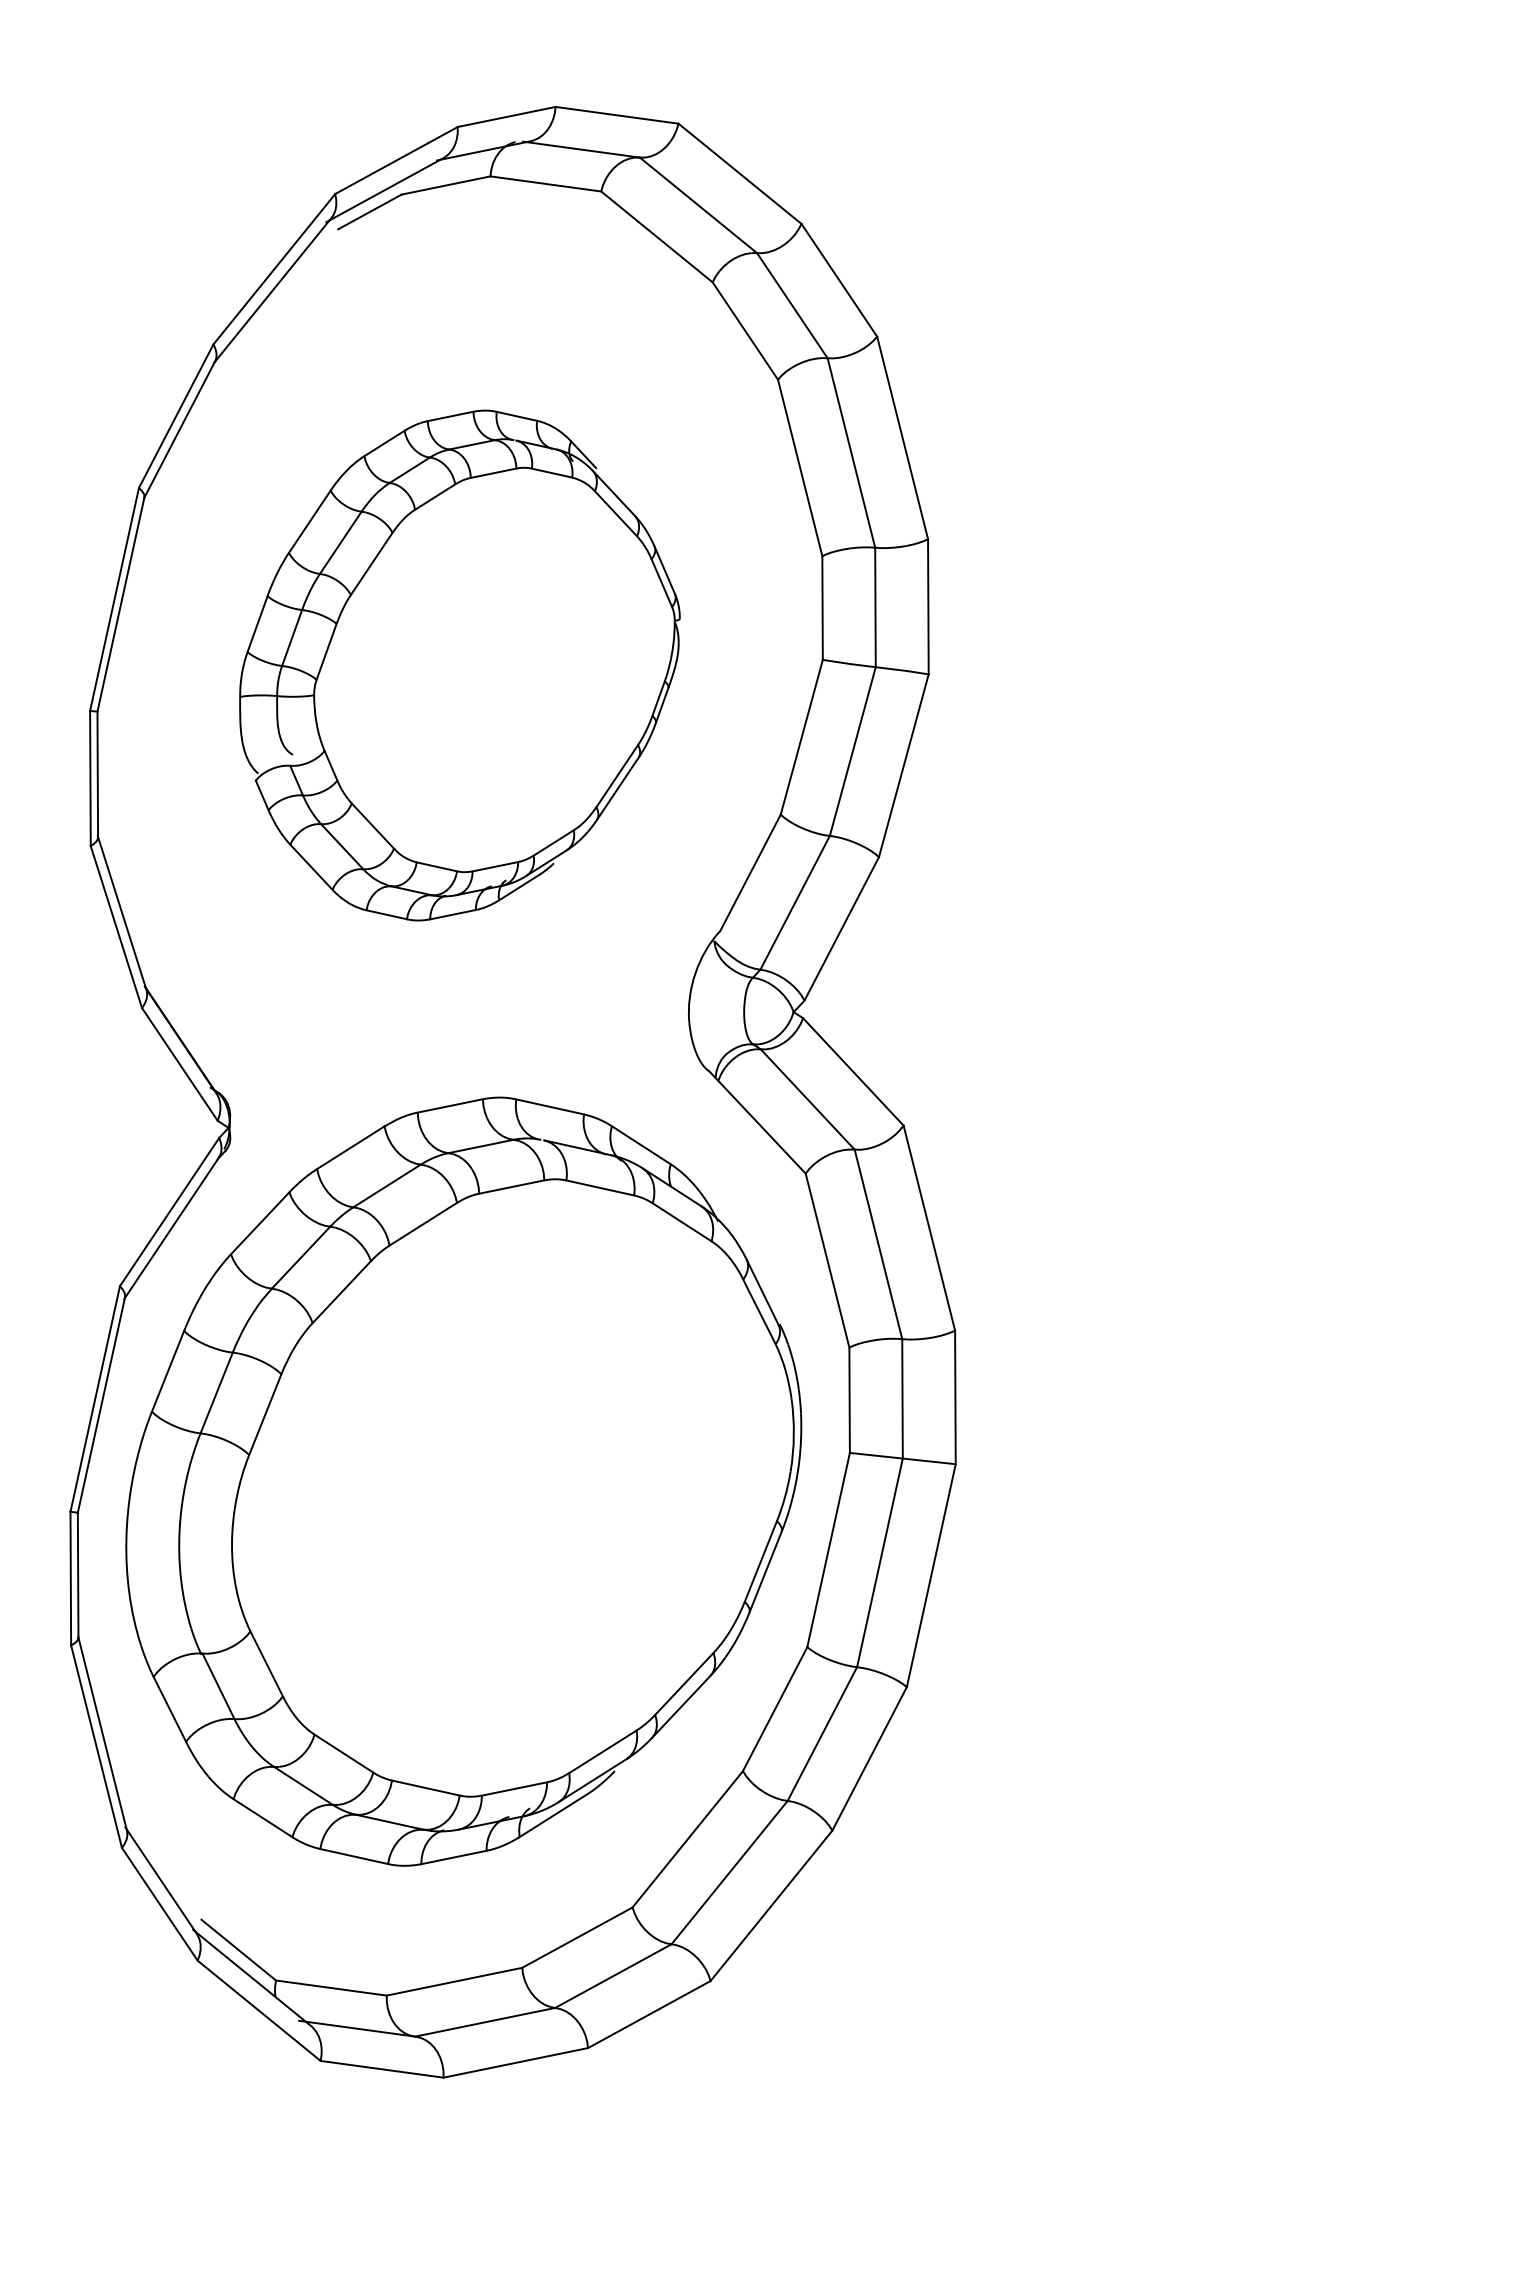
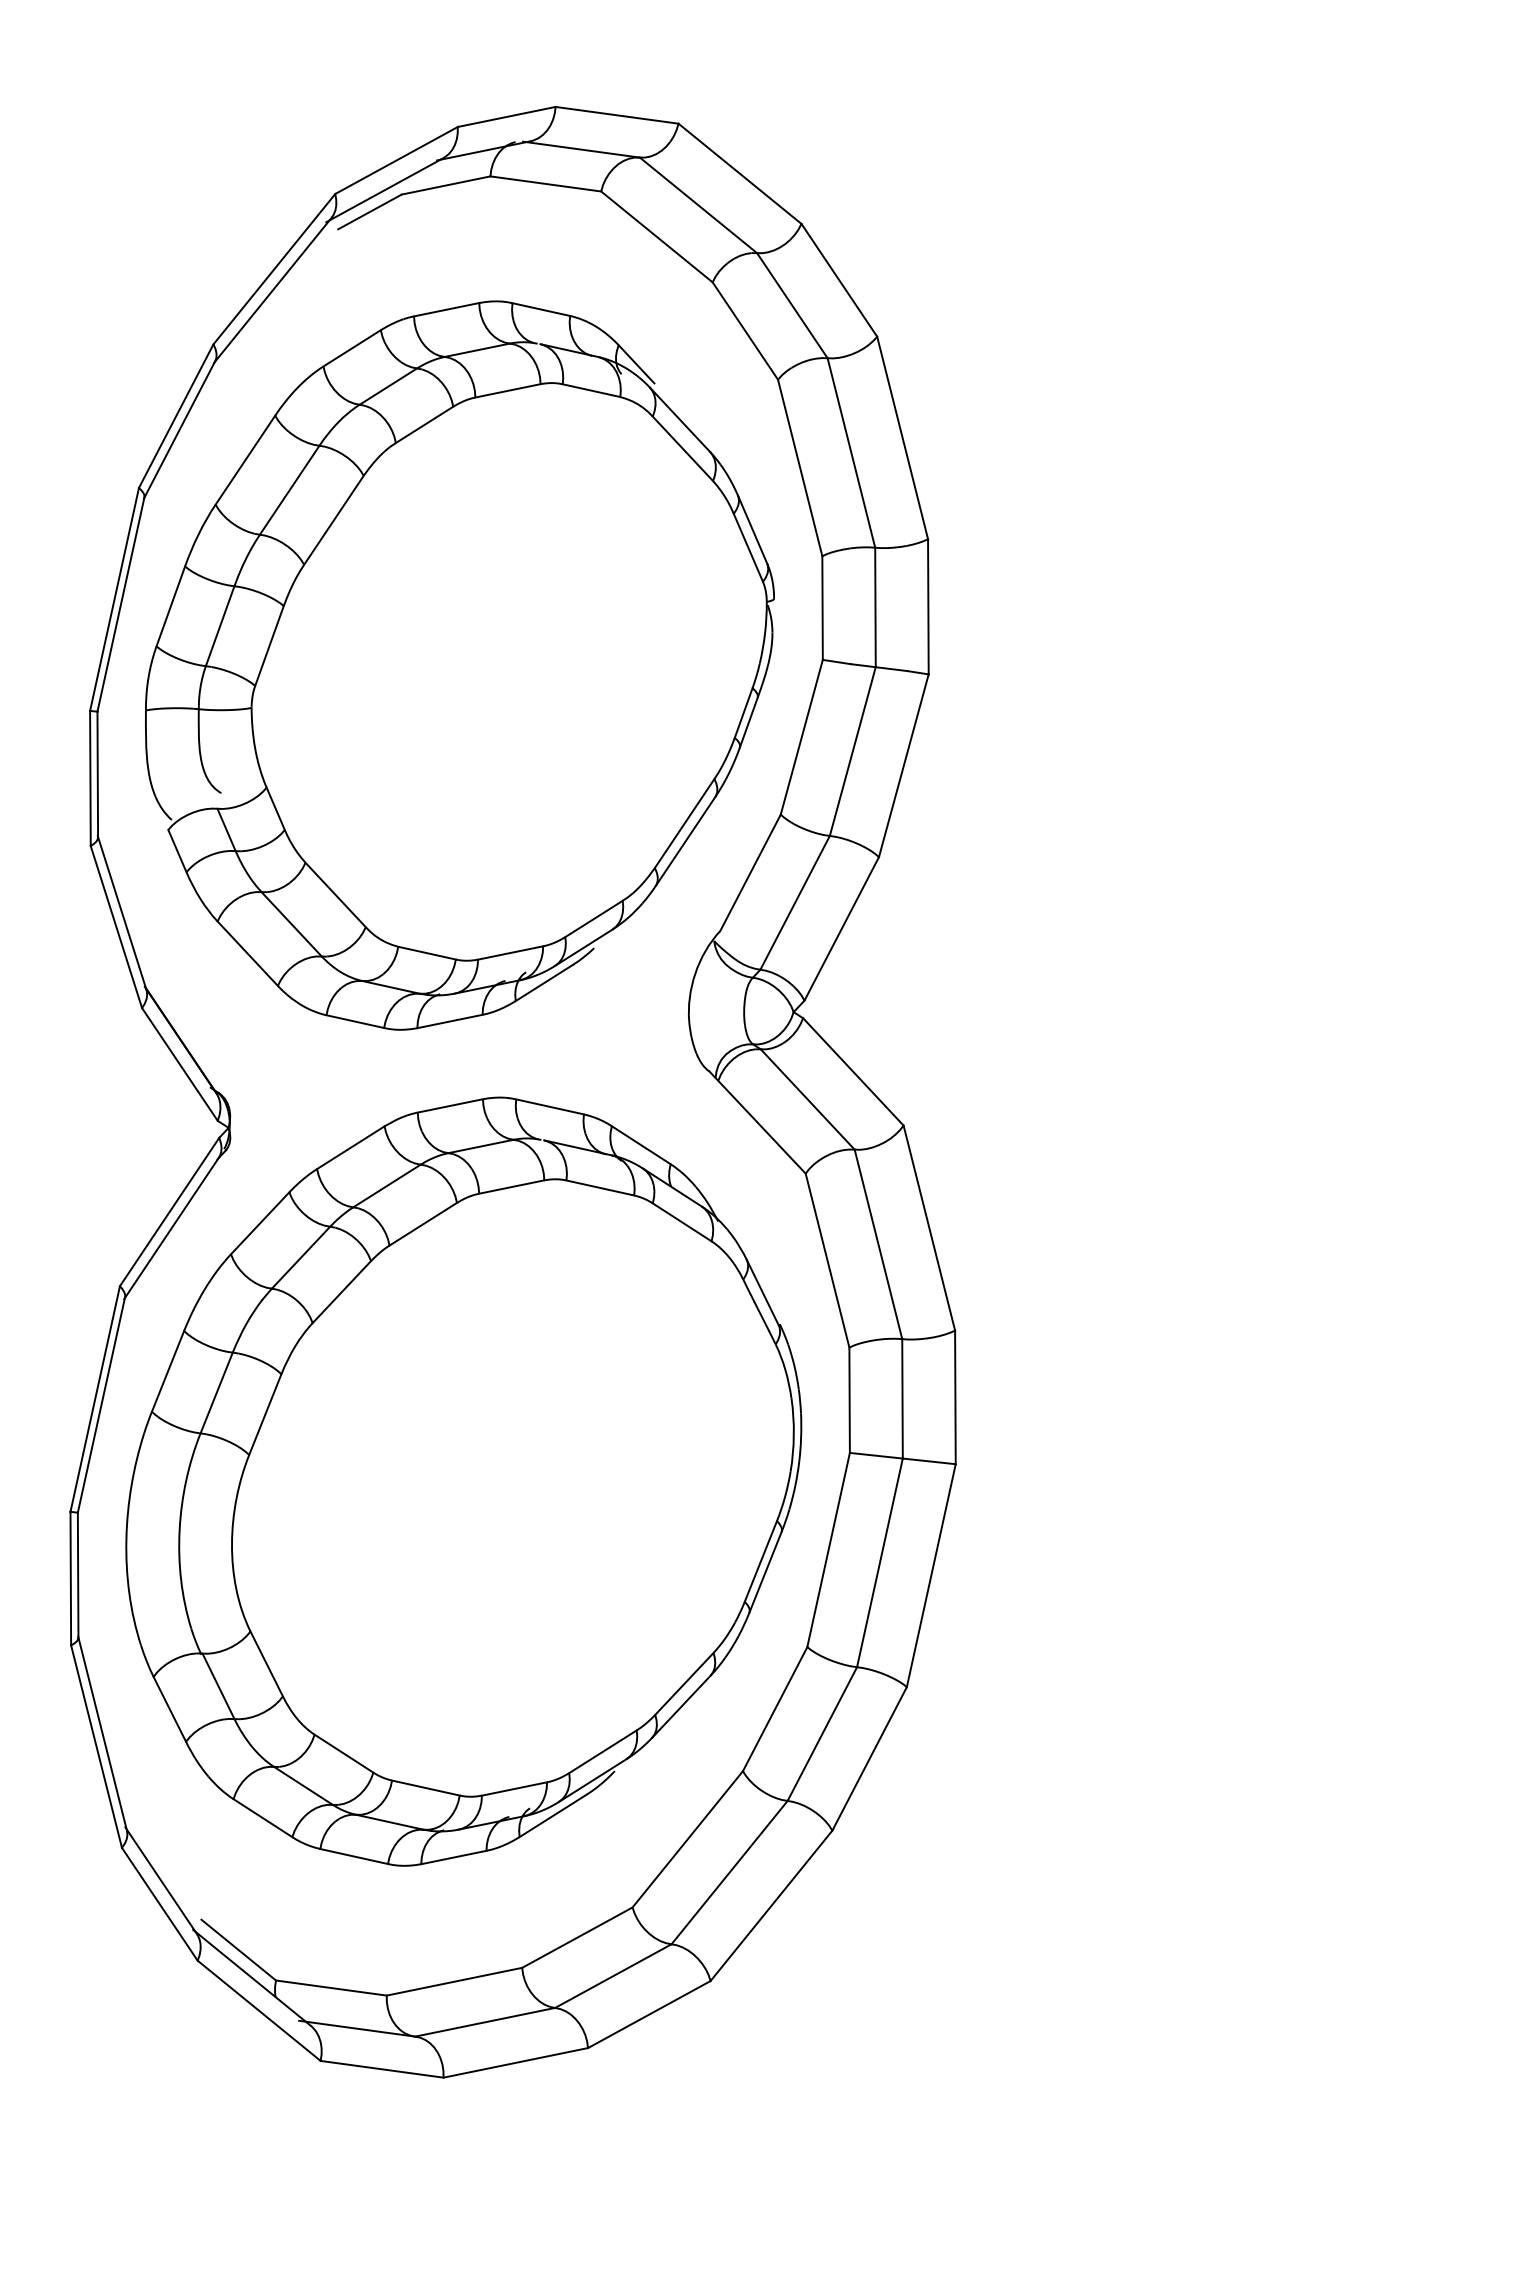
part size: 442x513 px -> 630x731 px (459, 665)
